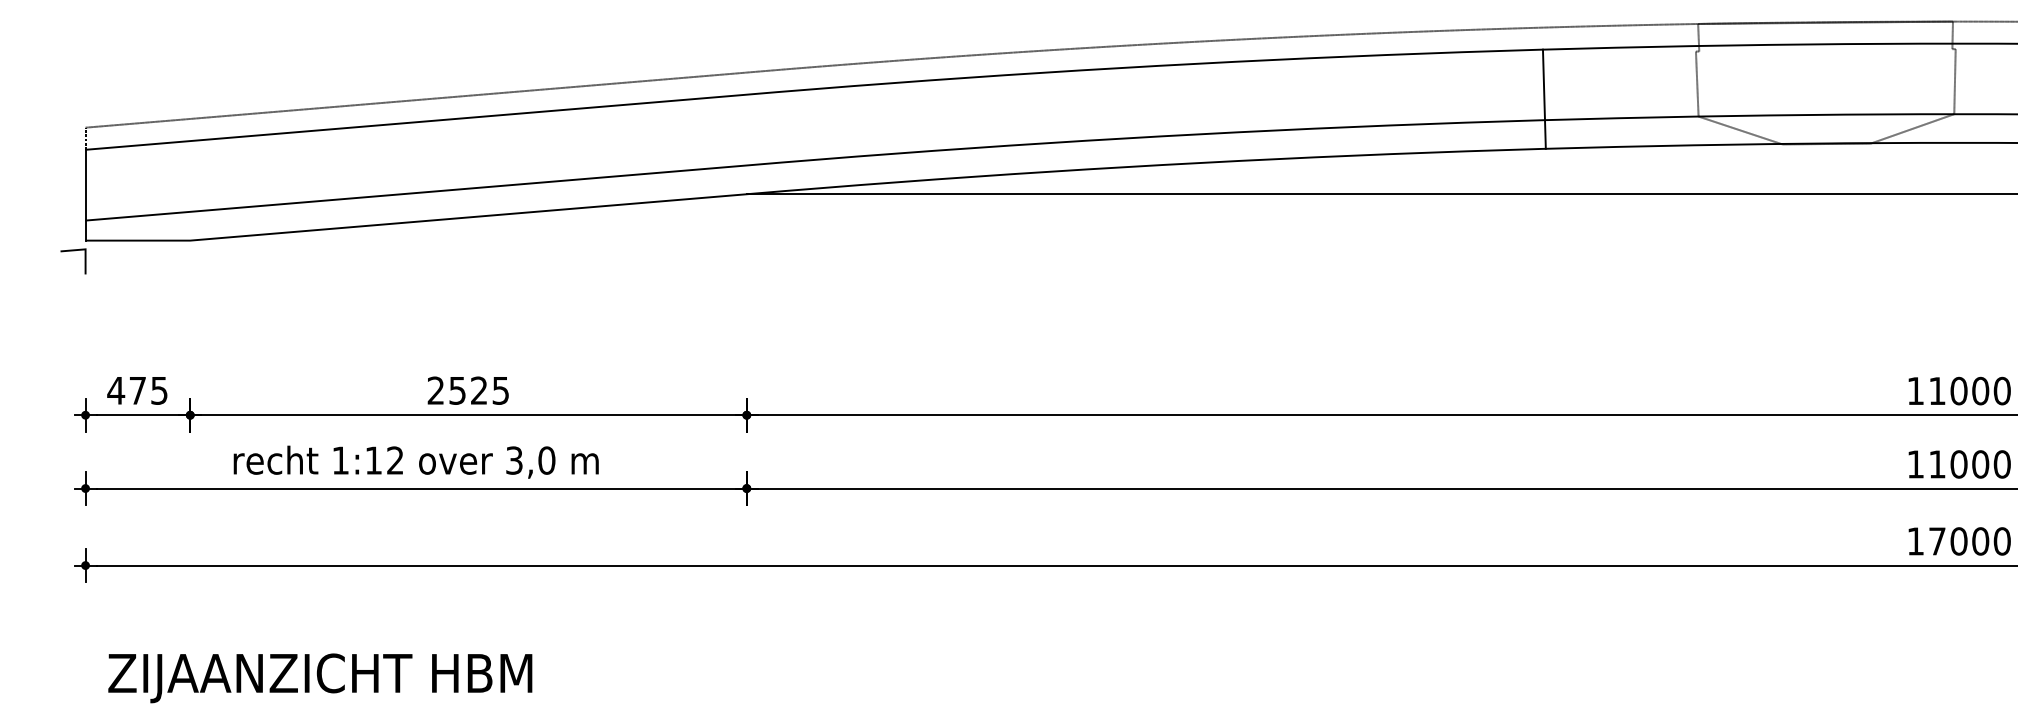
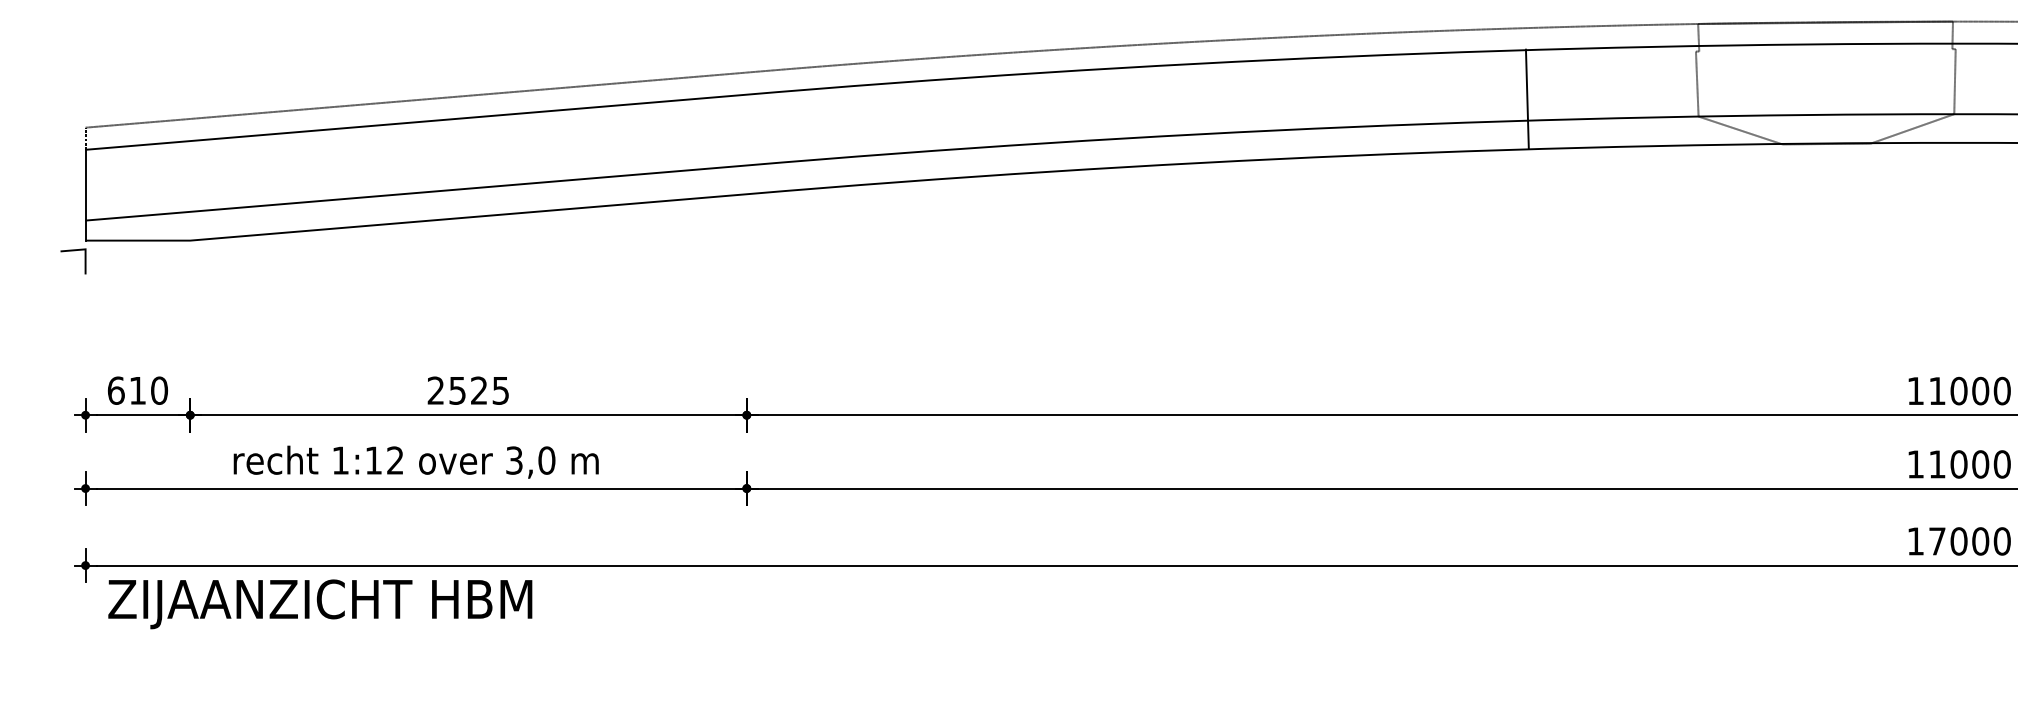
line position: (1543, 98) -> (1526, 98) (1526, 98)
line: present -> none (1380, 194)
text: 475 -> 610 (137, 390)
text position: (320, 678) -> (320, 604) (320, 604)
